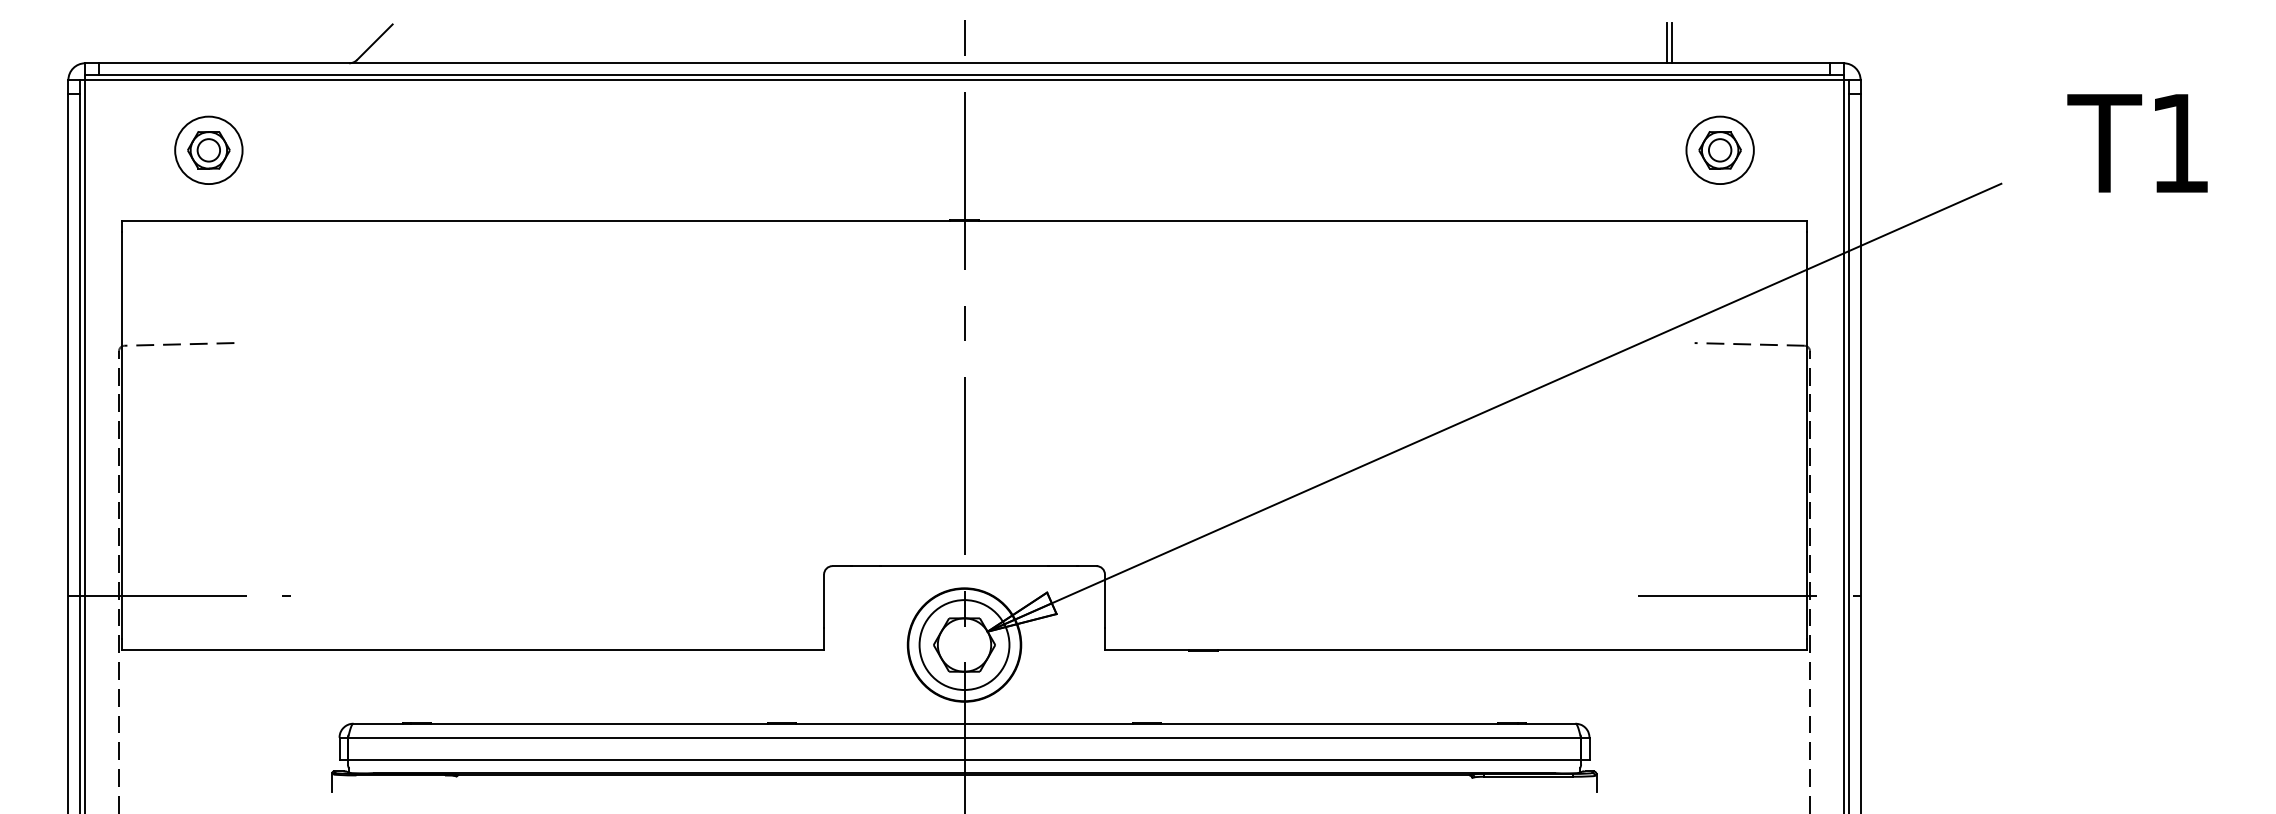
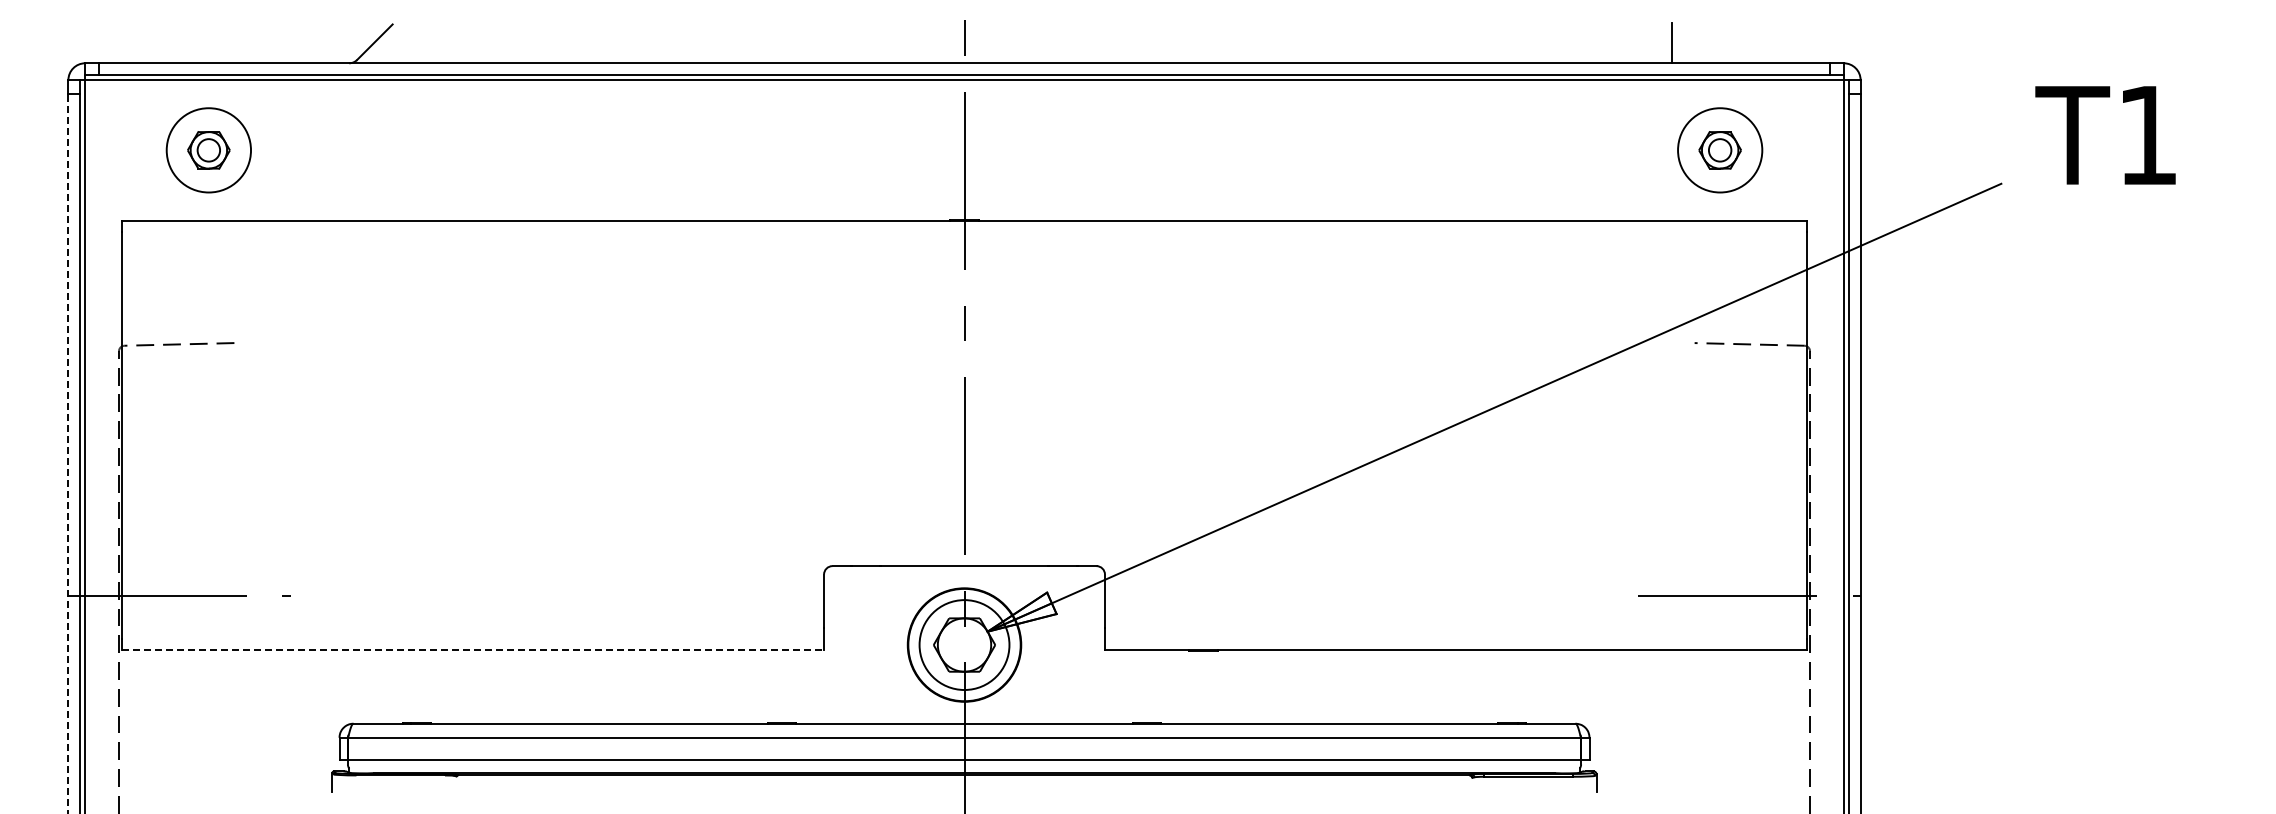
line: present -> none (1666, 42)
text position: (2137, 143) -> (2105, 135) (2105, 135)
circle diameter: 67 px -> 84 px (208, 150)
circle diameter: 67 px -> 84 px (1720, 150)
line: solid -> dashed (68, 453)
line: solid -> dashed (473, 650)
